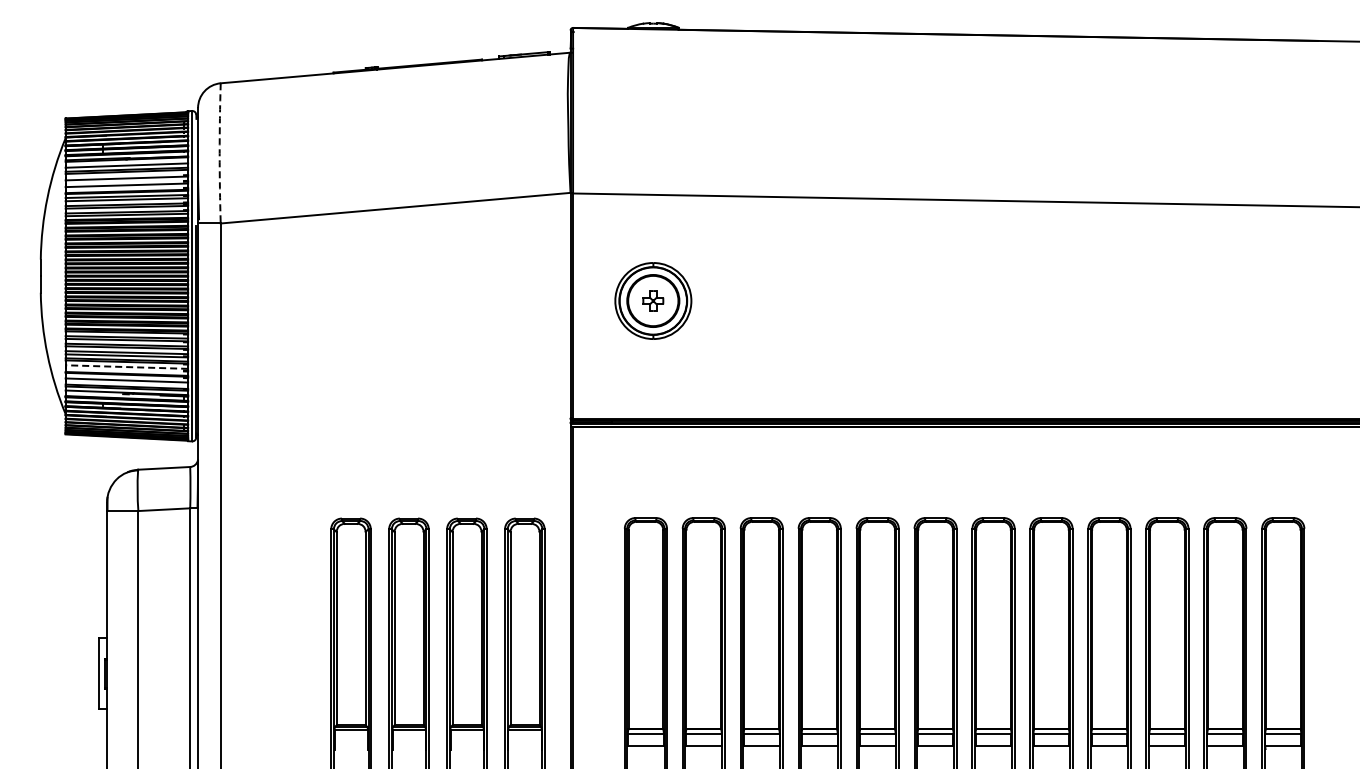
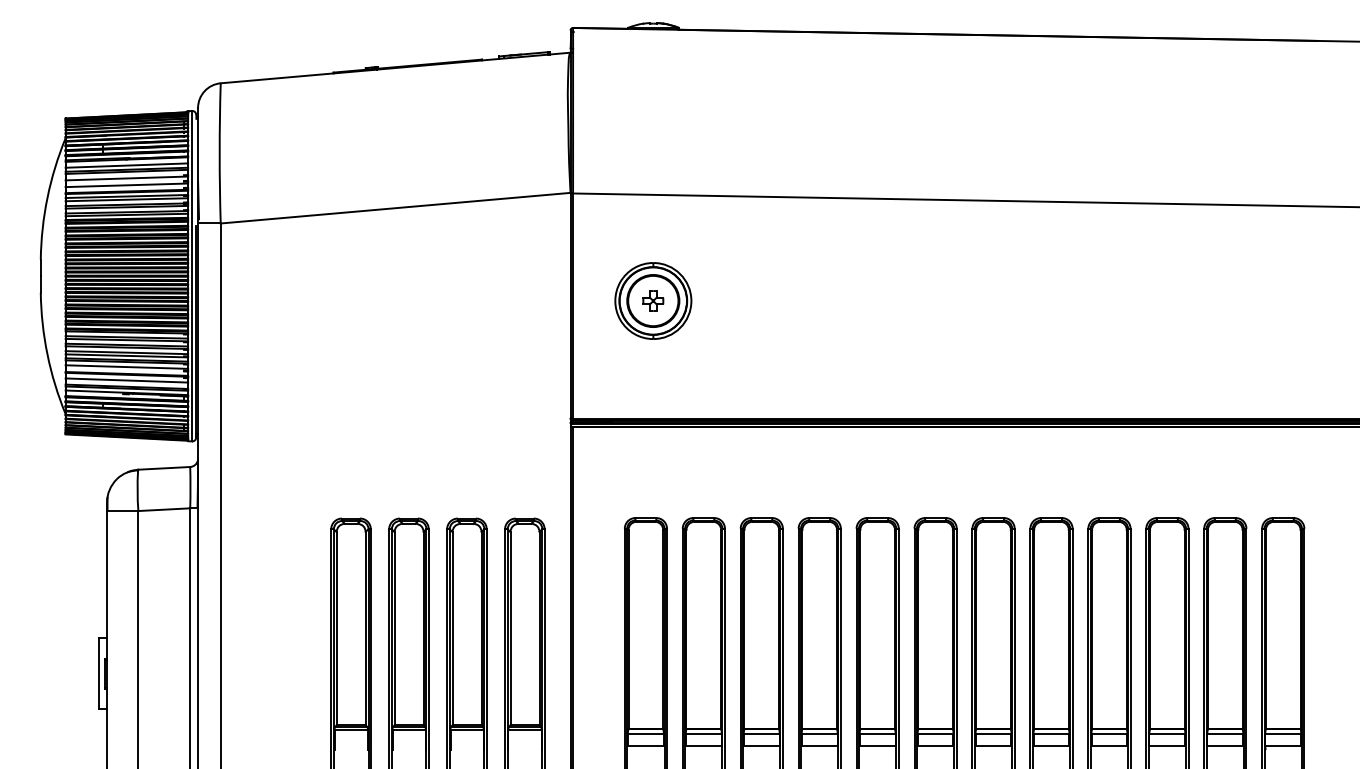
arc: dashed -> solid (219, 153)
line: dashed -> solid (126, 367)
